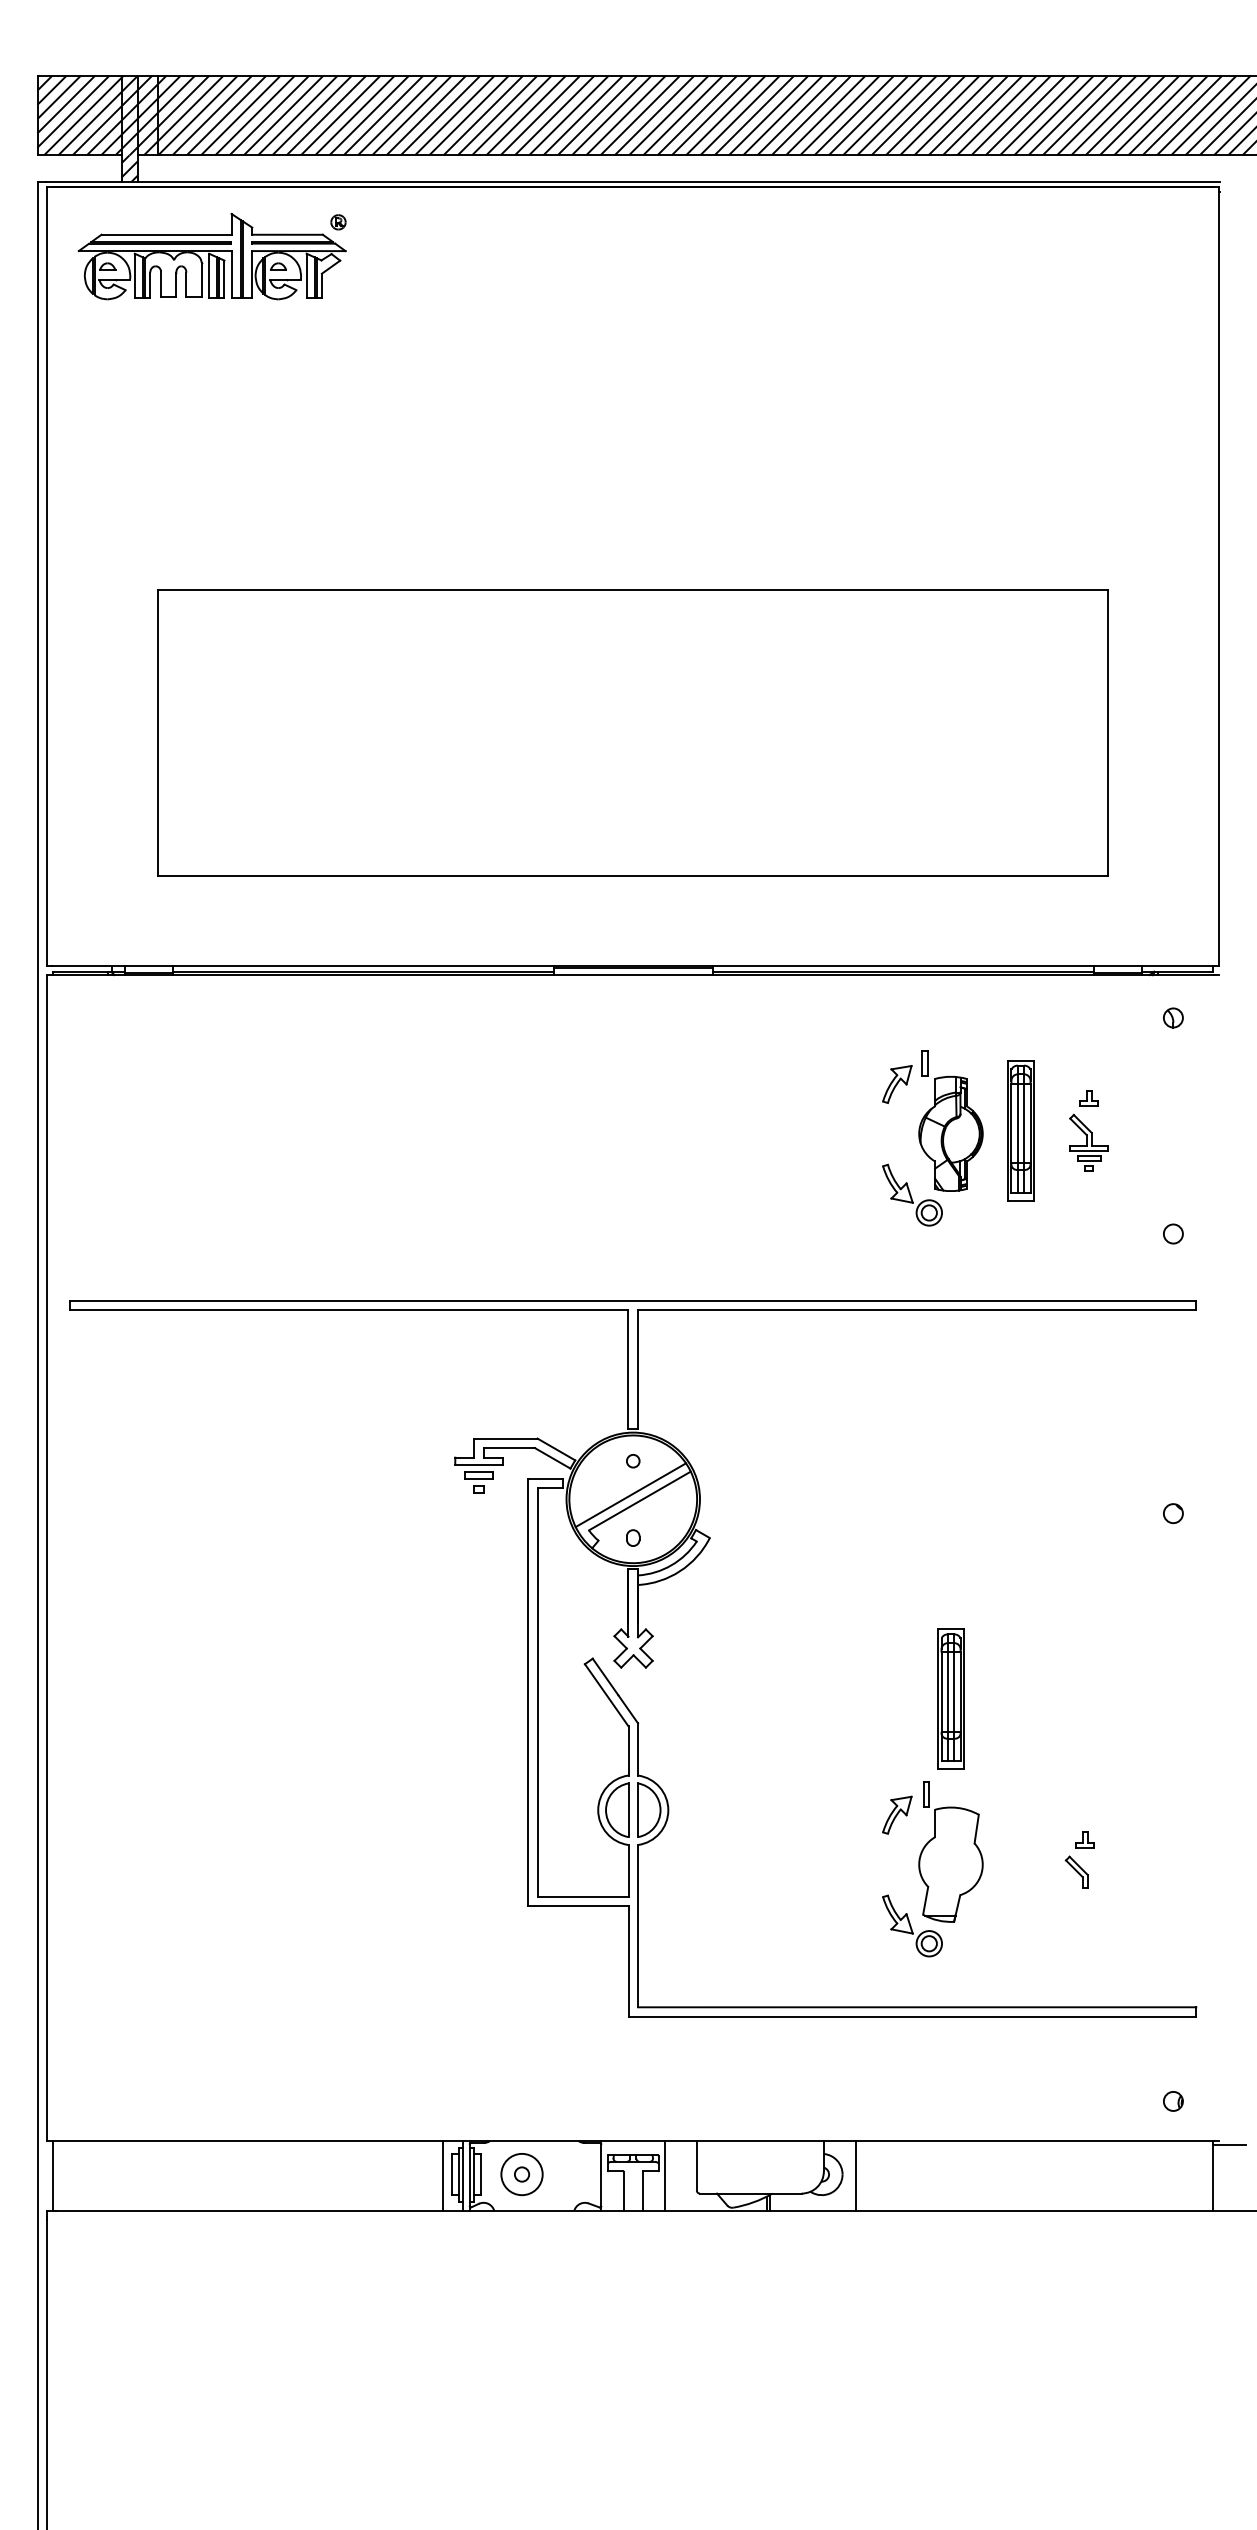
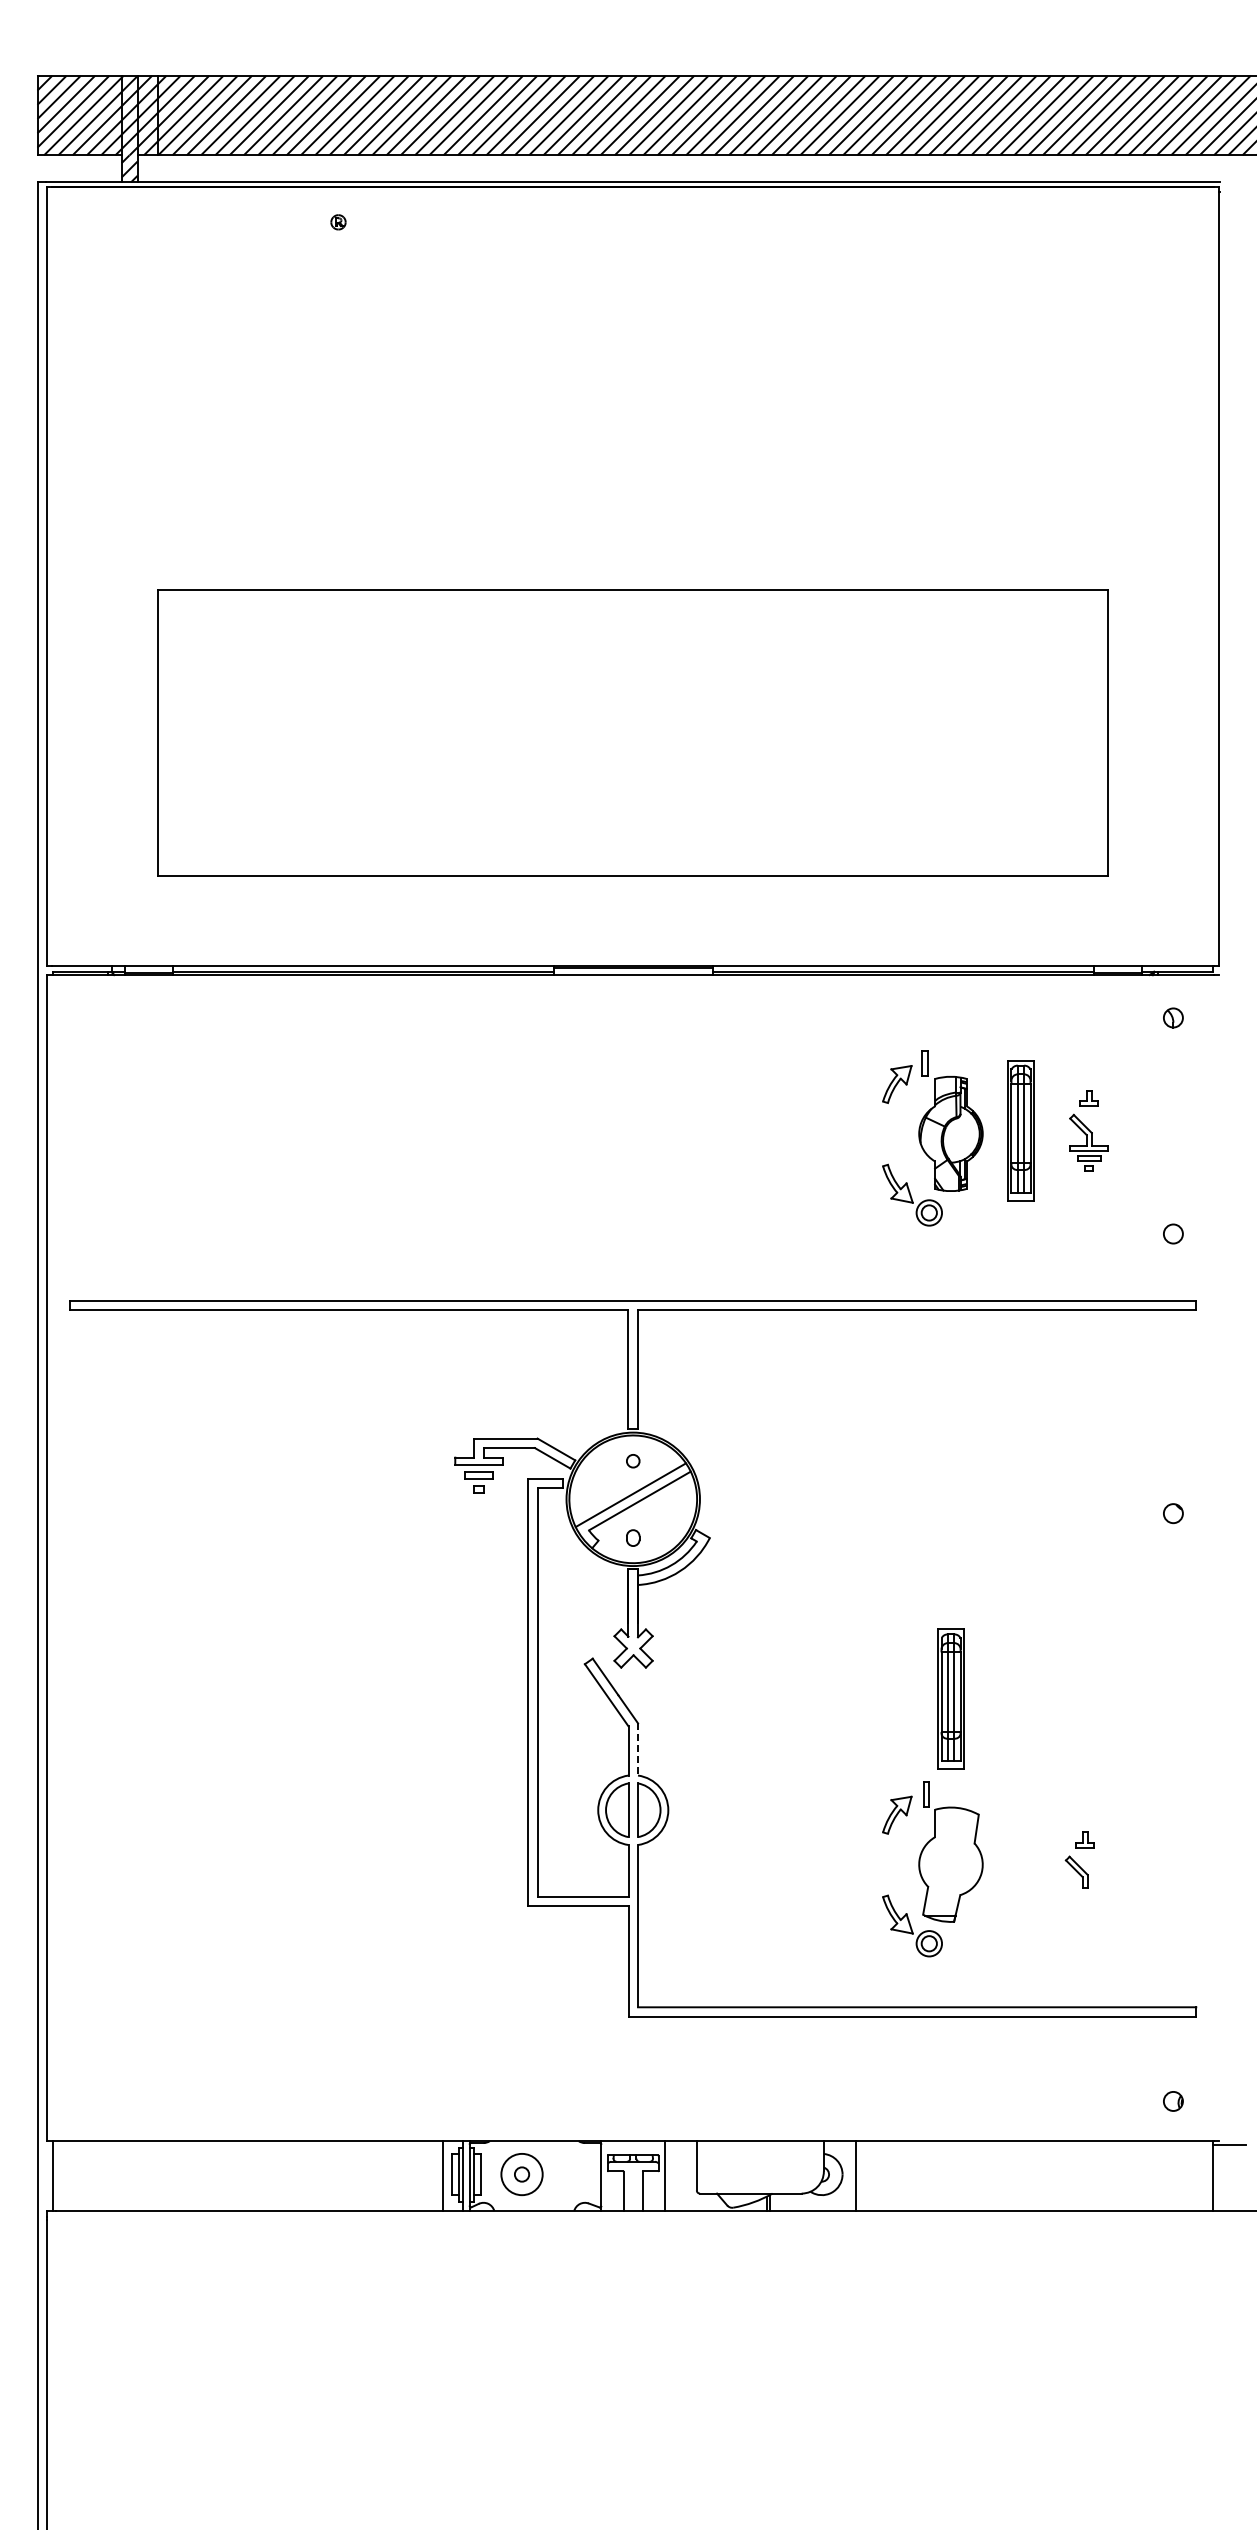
part: present -> none (211, 256)
line: solid -> dashed (638, 1749)
